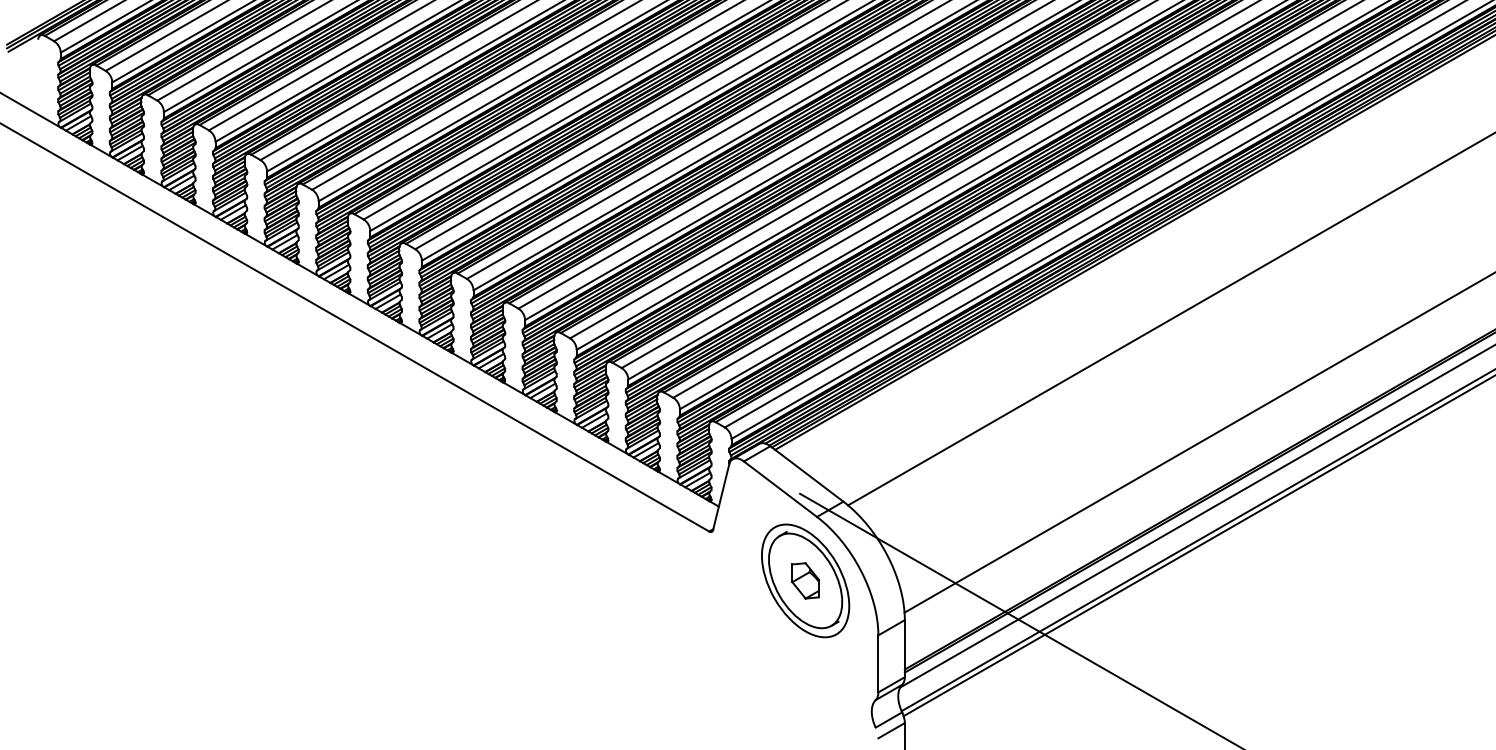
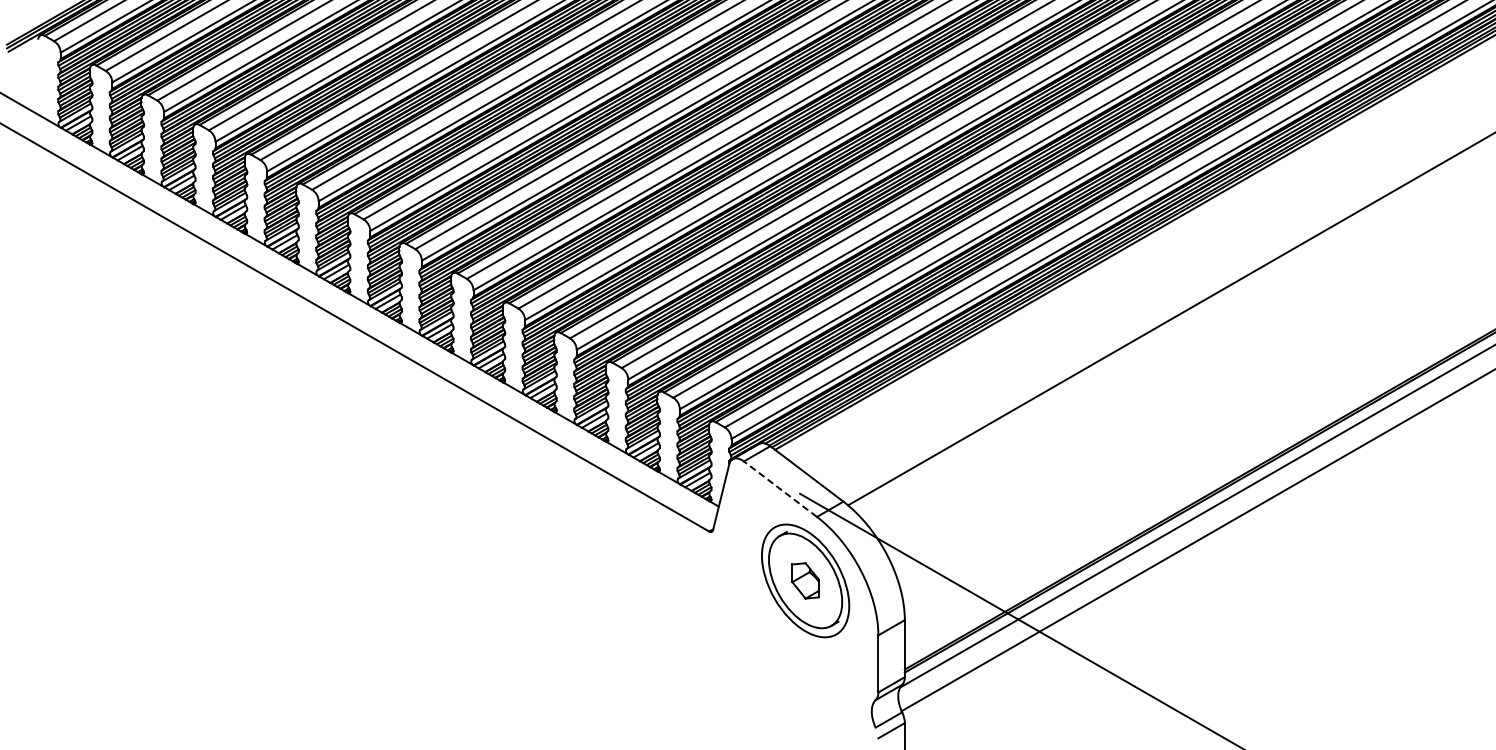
line: present -> none (1198, 443)
line: solid -> dashed (780, 489)
line: present -> none (1197, 546)
